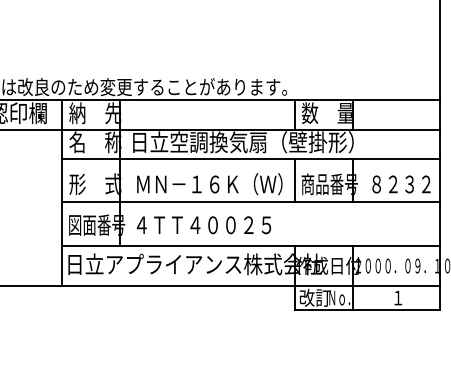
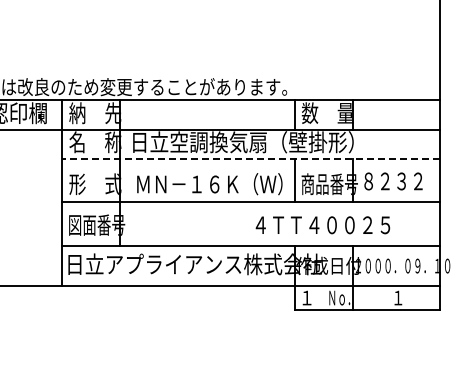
line: solid -> dashed (251, 158)
text position: (401, 184) -> (393, 181) (393, 181)
text position: (203, 225) -> (322, 225) (322, 225)
text: 改訂 -> １ (315, 297)
